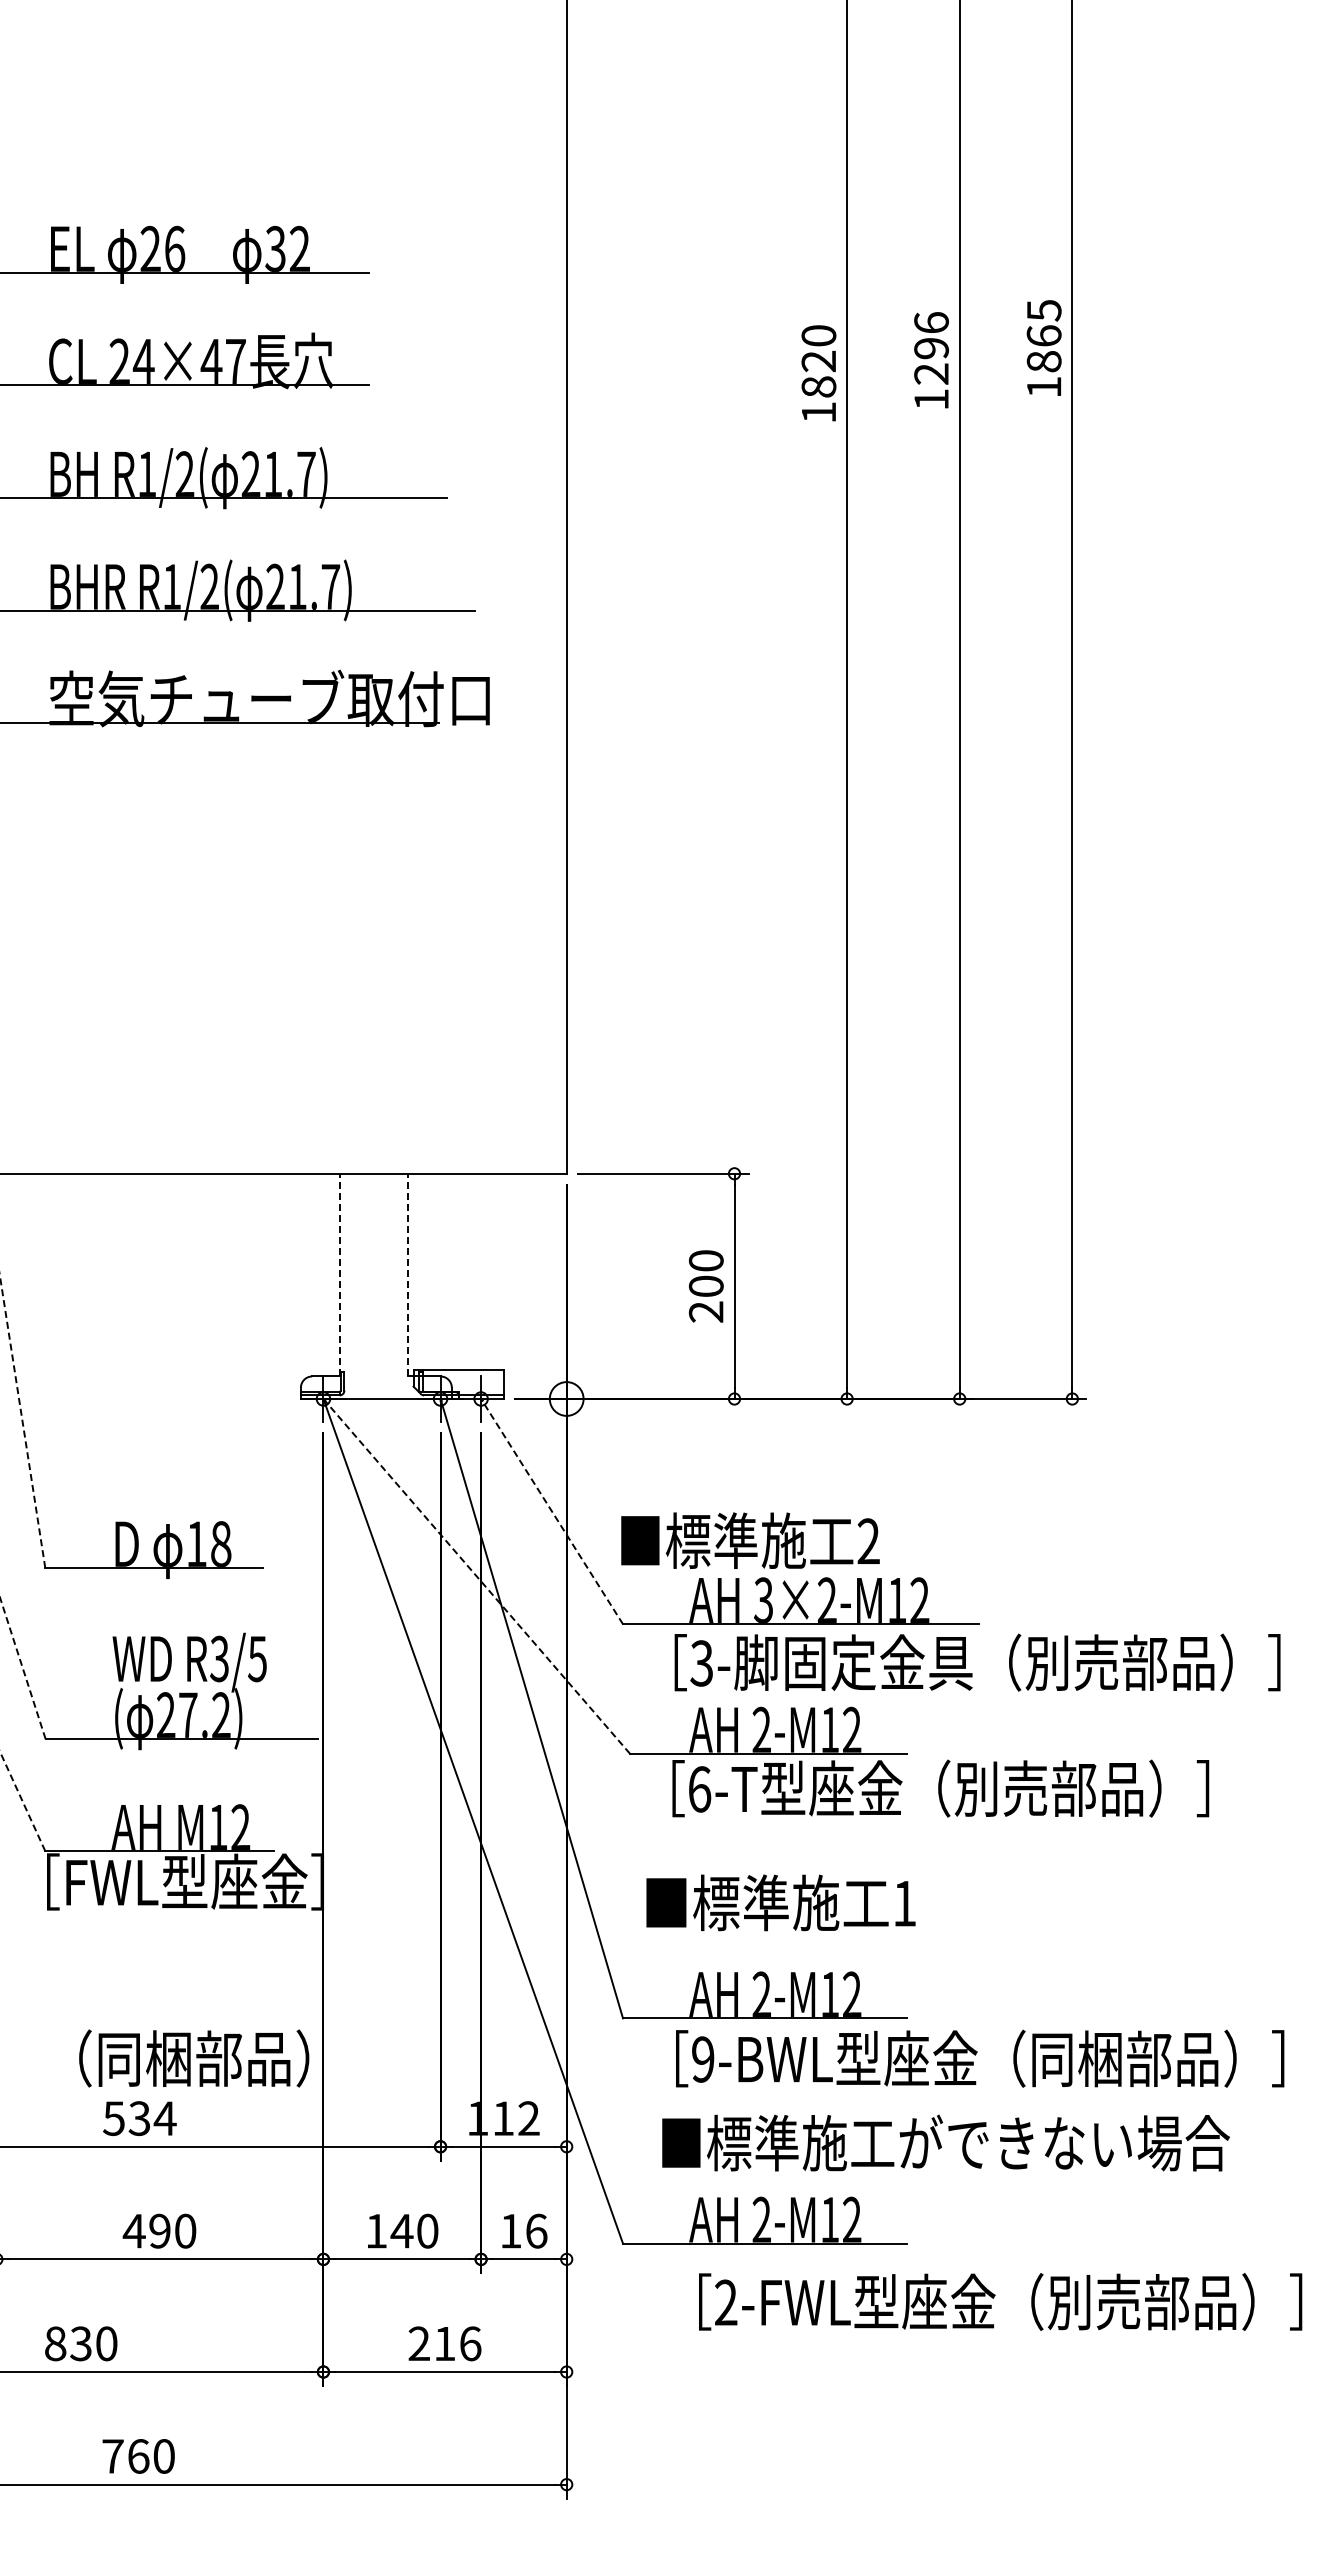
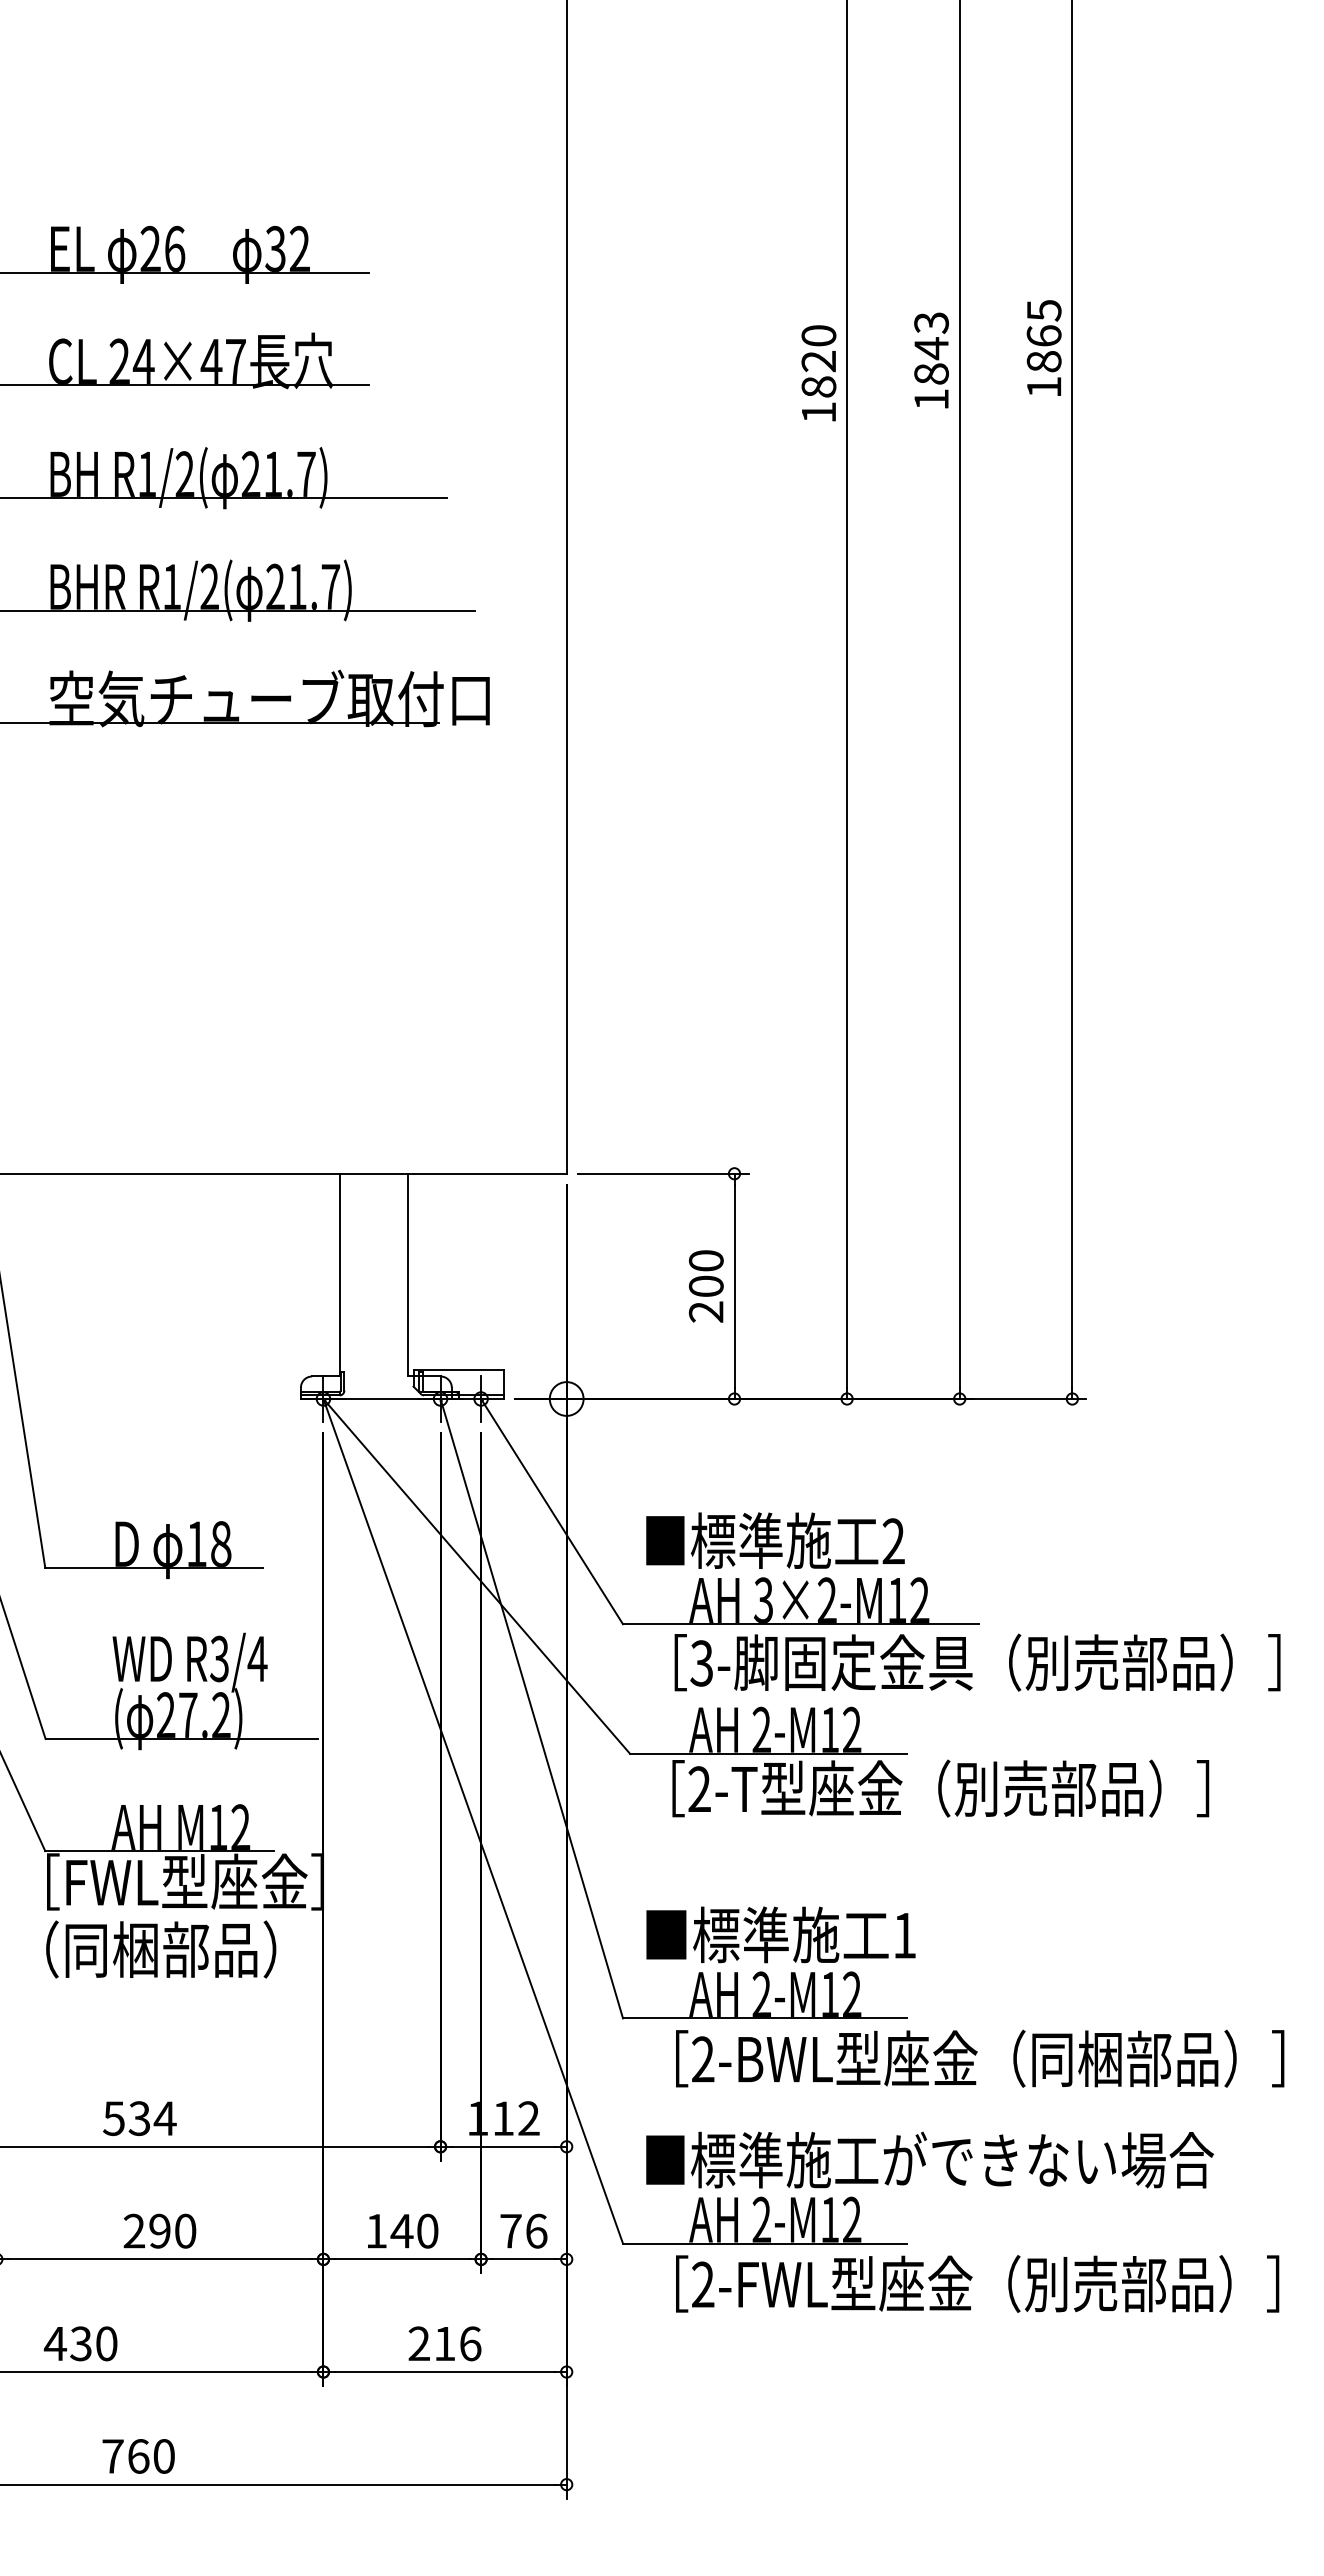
text: 1296 -> 1843 (931, 348)
line: dashed -> solid (339, 1274)
line: dashed -> solid (408, 1274)
line: dashed -> solid (22, 1421)
line: dashed -> solid (551, 1511)
text position: (750, 1540) -> (775, 1540) (775, 1540)
line: dashed -> solid (476, 1576)
text: R3/5 -> R3/4 (257, 1659)
line: dashed -> solid (22, 1668)
text: 6-T -> 2-T (699, 1789)
line: dashed -> solid (22, 1801)
text position: (780, 1902) -> (780, 1934) (780, 1934)
text position: (194, 2058) -> (161, 1949) (161, 1949)
text: 9-BWL -> 2-BWL (703, 2059)
text position: (945, 2142) -> (929, 2159) (929, 2159)
text: 490 -> 290 (133, 2230)
text: 16 -> 76 (510, 2231)
text position: (1000, 2301) -> (977, 2283) (977, 2283)
text: 830 -> 430 (55, 2343)
